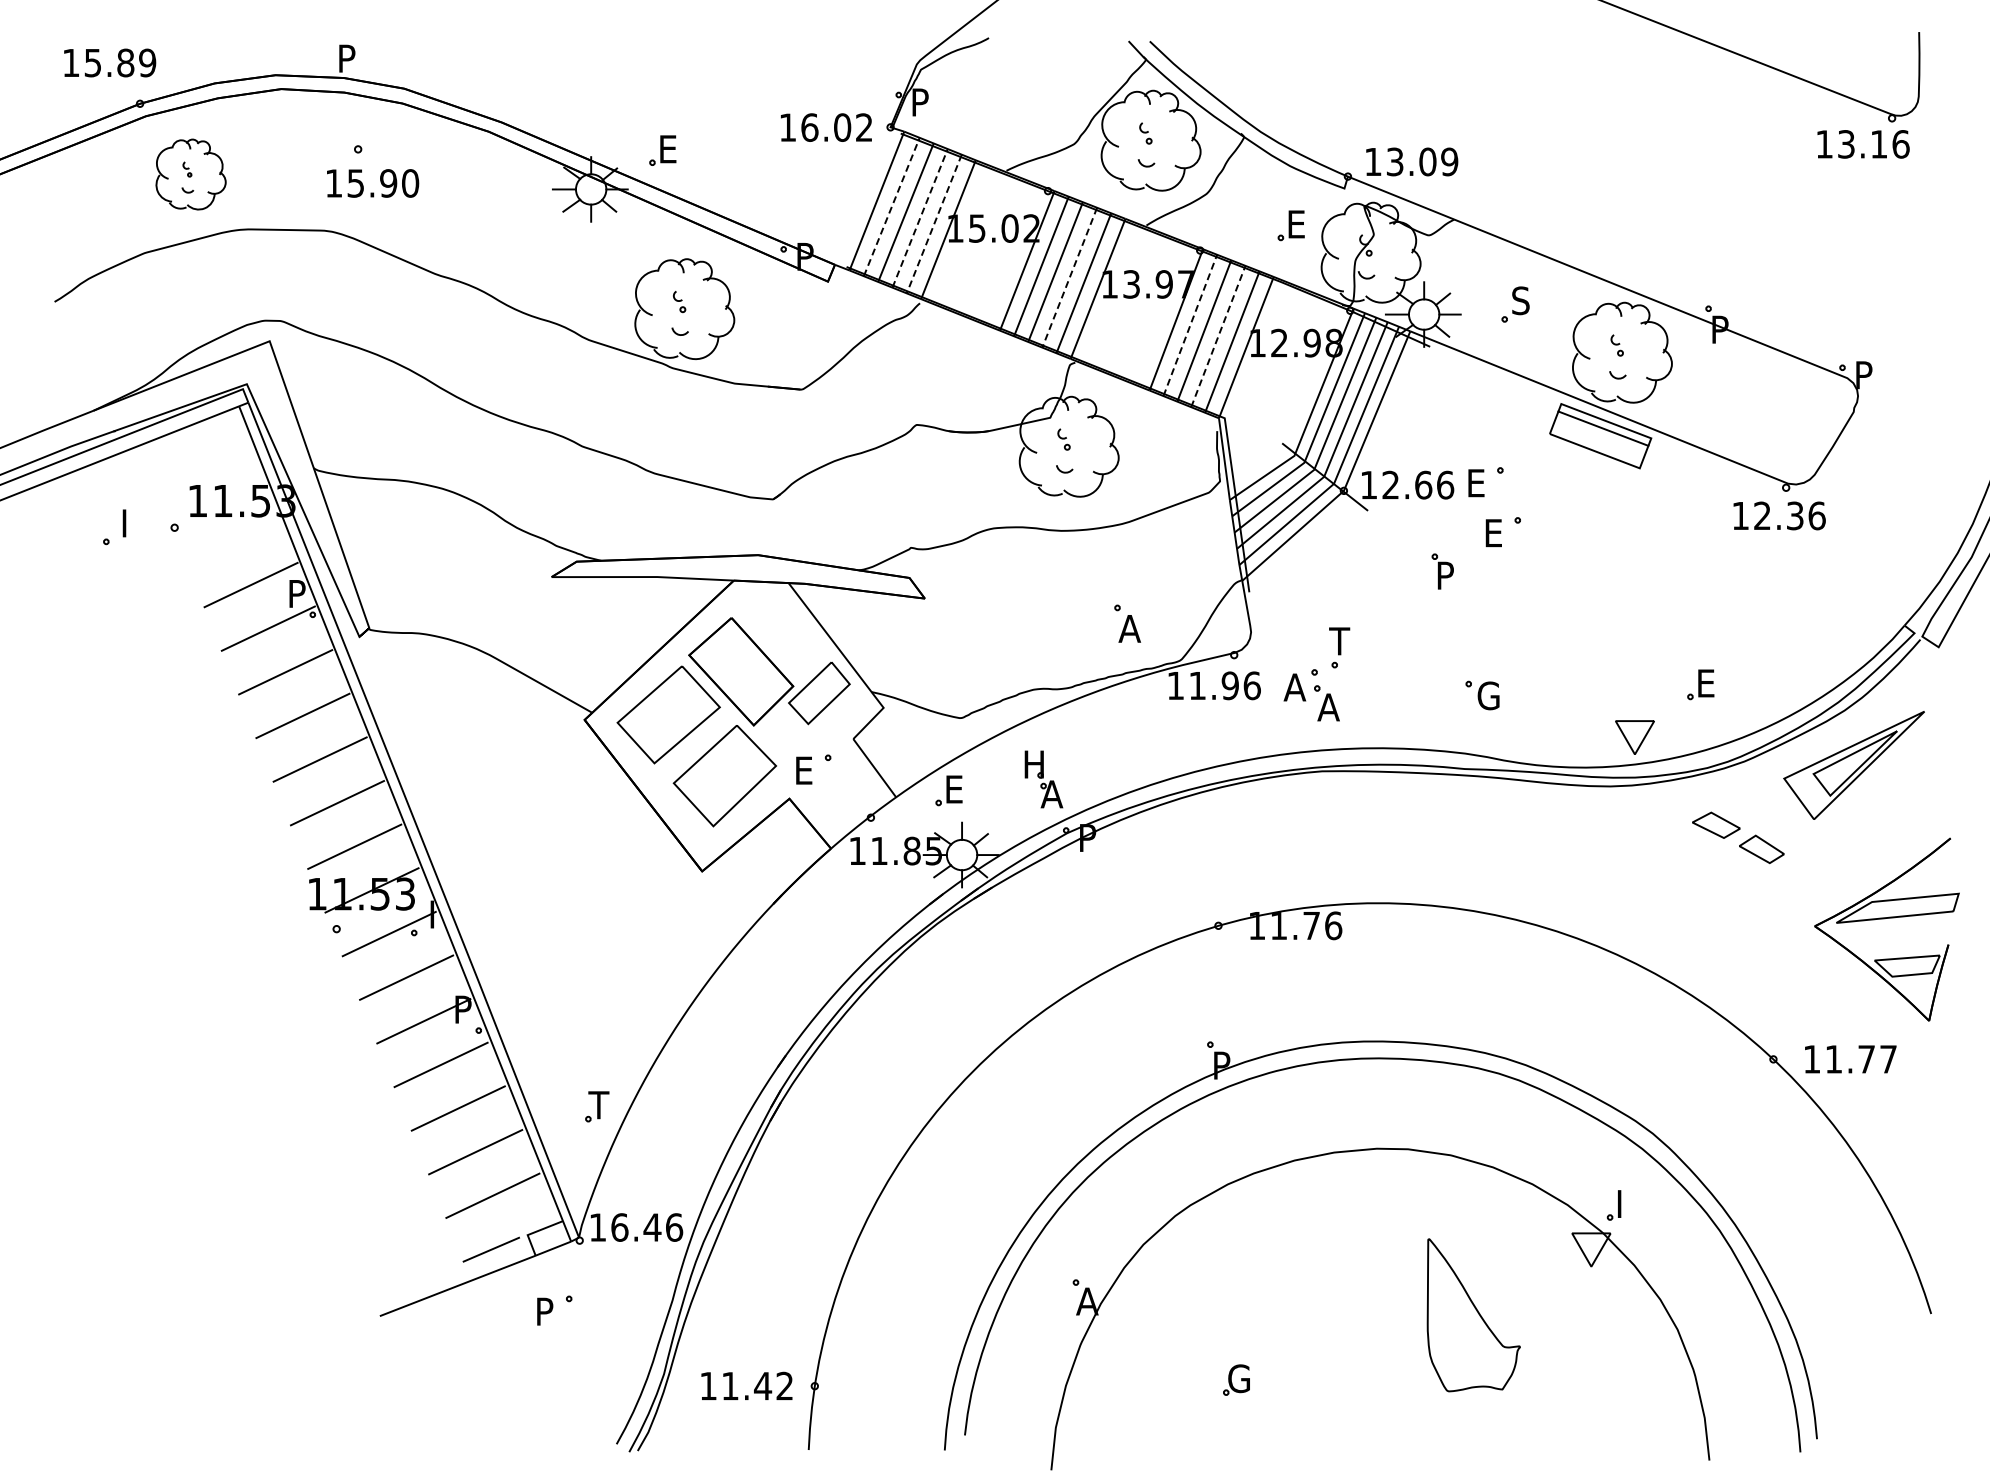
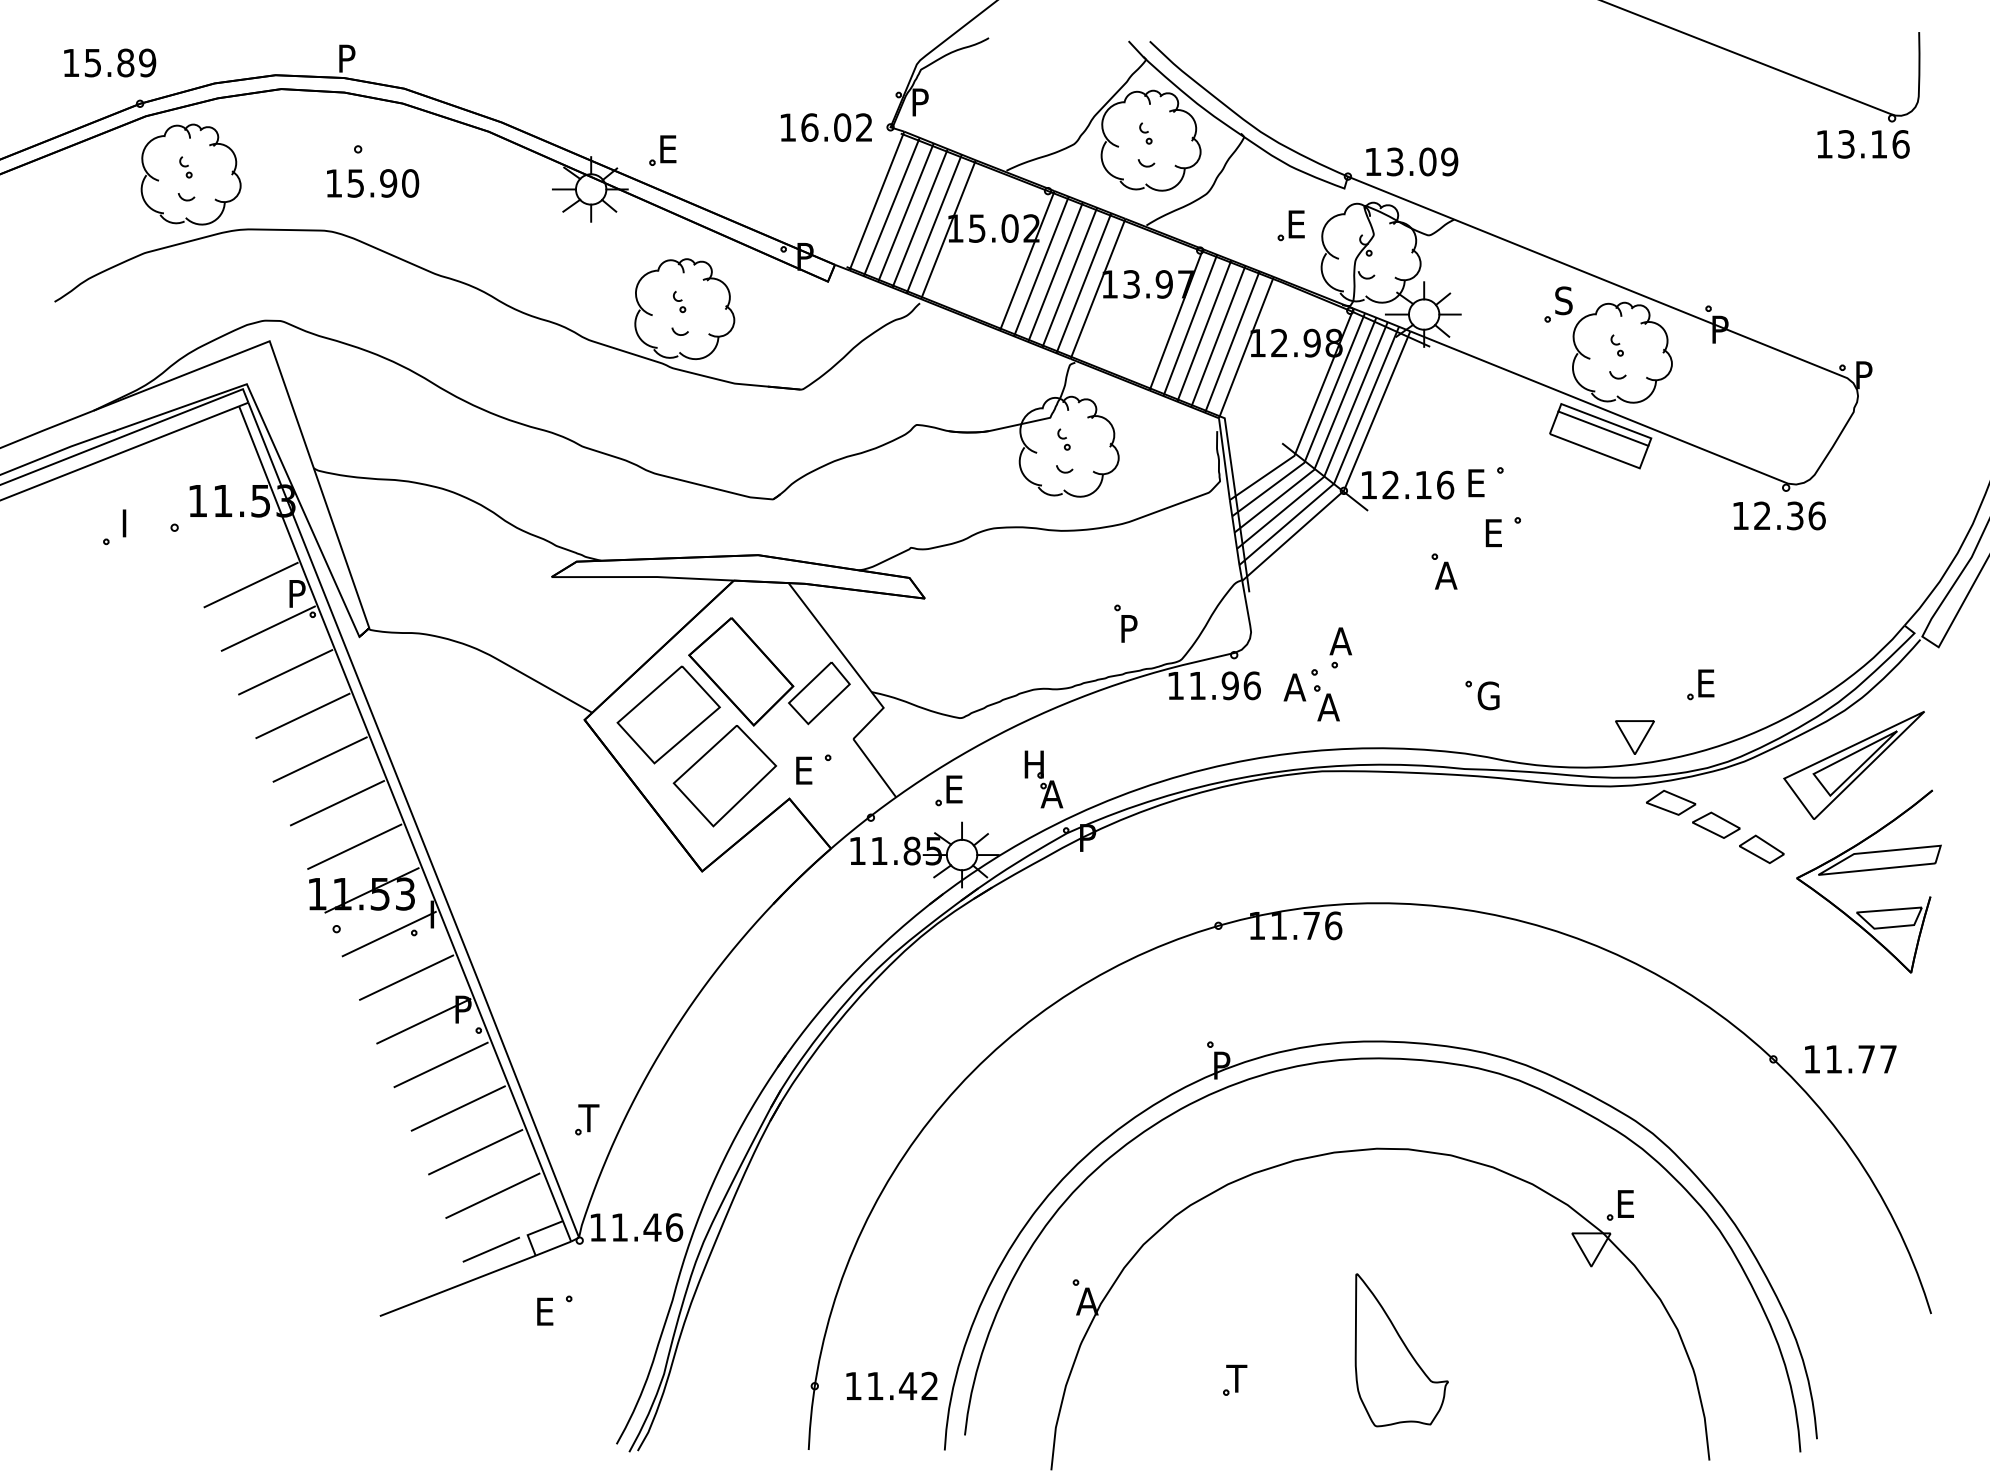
part size: 72x73 px -> 102x103 px (190, 174)
line: dashed -> solid (891, 206)
line: dashed -> solid (920, 217)
line: dashed -> solid (934, 224)
line: dashed -> solid (1069, 278)
part position: (1515, 304) -> (1558, 304) (1558, 304)
line: dashed -> solid (1190, 325)
line: dashed -> solid (1218, 336)
text: 12.66 -> 12.16 (1423, 484)
text: P -> A (1446, 575)
text: A -> P (1129, 628)
text: T -> A (1340, 641)
part: none -> present (1671, 802)
part position: (1884, 919) -> (1866, 871) (1866, 871)
part position: (597, 1106) -> (587, 1119) (587, 1119)
text: I -> E (1627, 1203)
text: 16.46 -> 11.46 (619, 1227)
text: P -> E (546, 1311)
part position: (1473, 1315) -> (1401, 1350) (1401, 1350)
text: G -> T (1237, 1378)
text position: (746, 1385) -> (891, 1385) (891, 1385)
